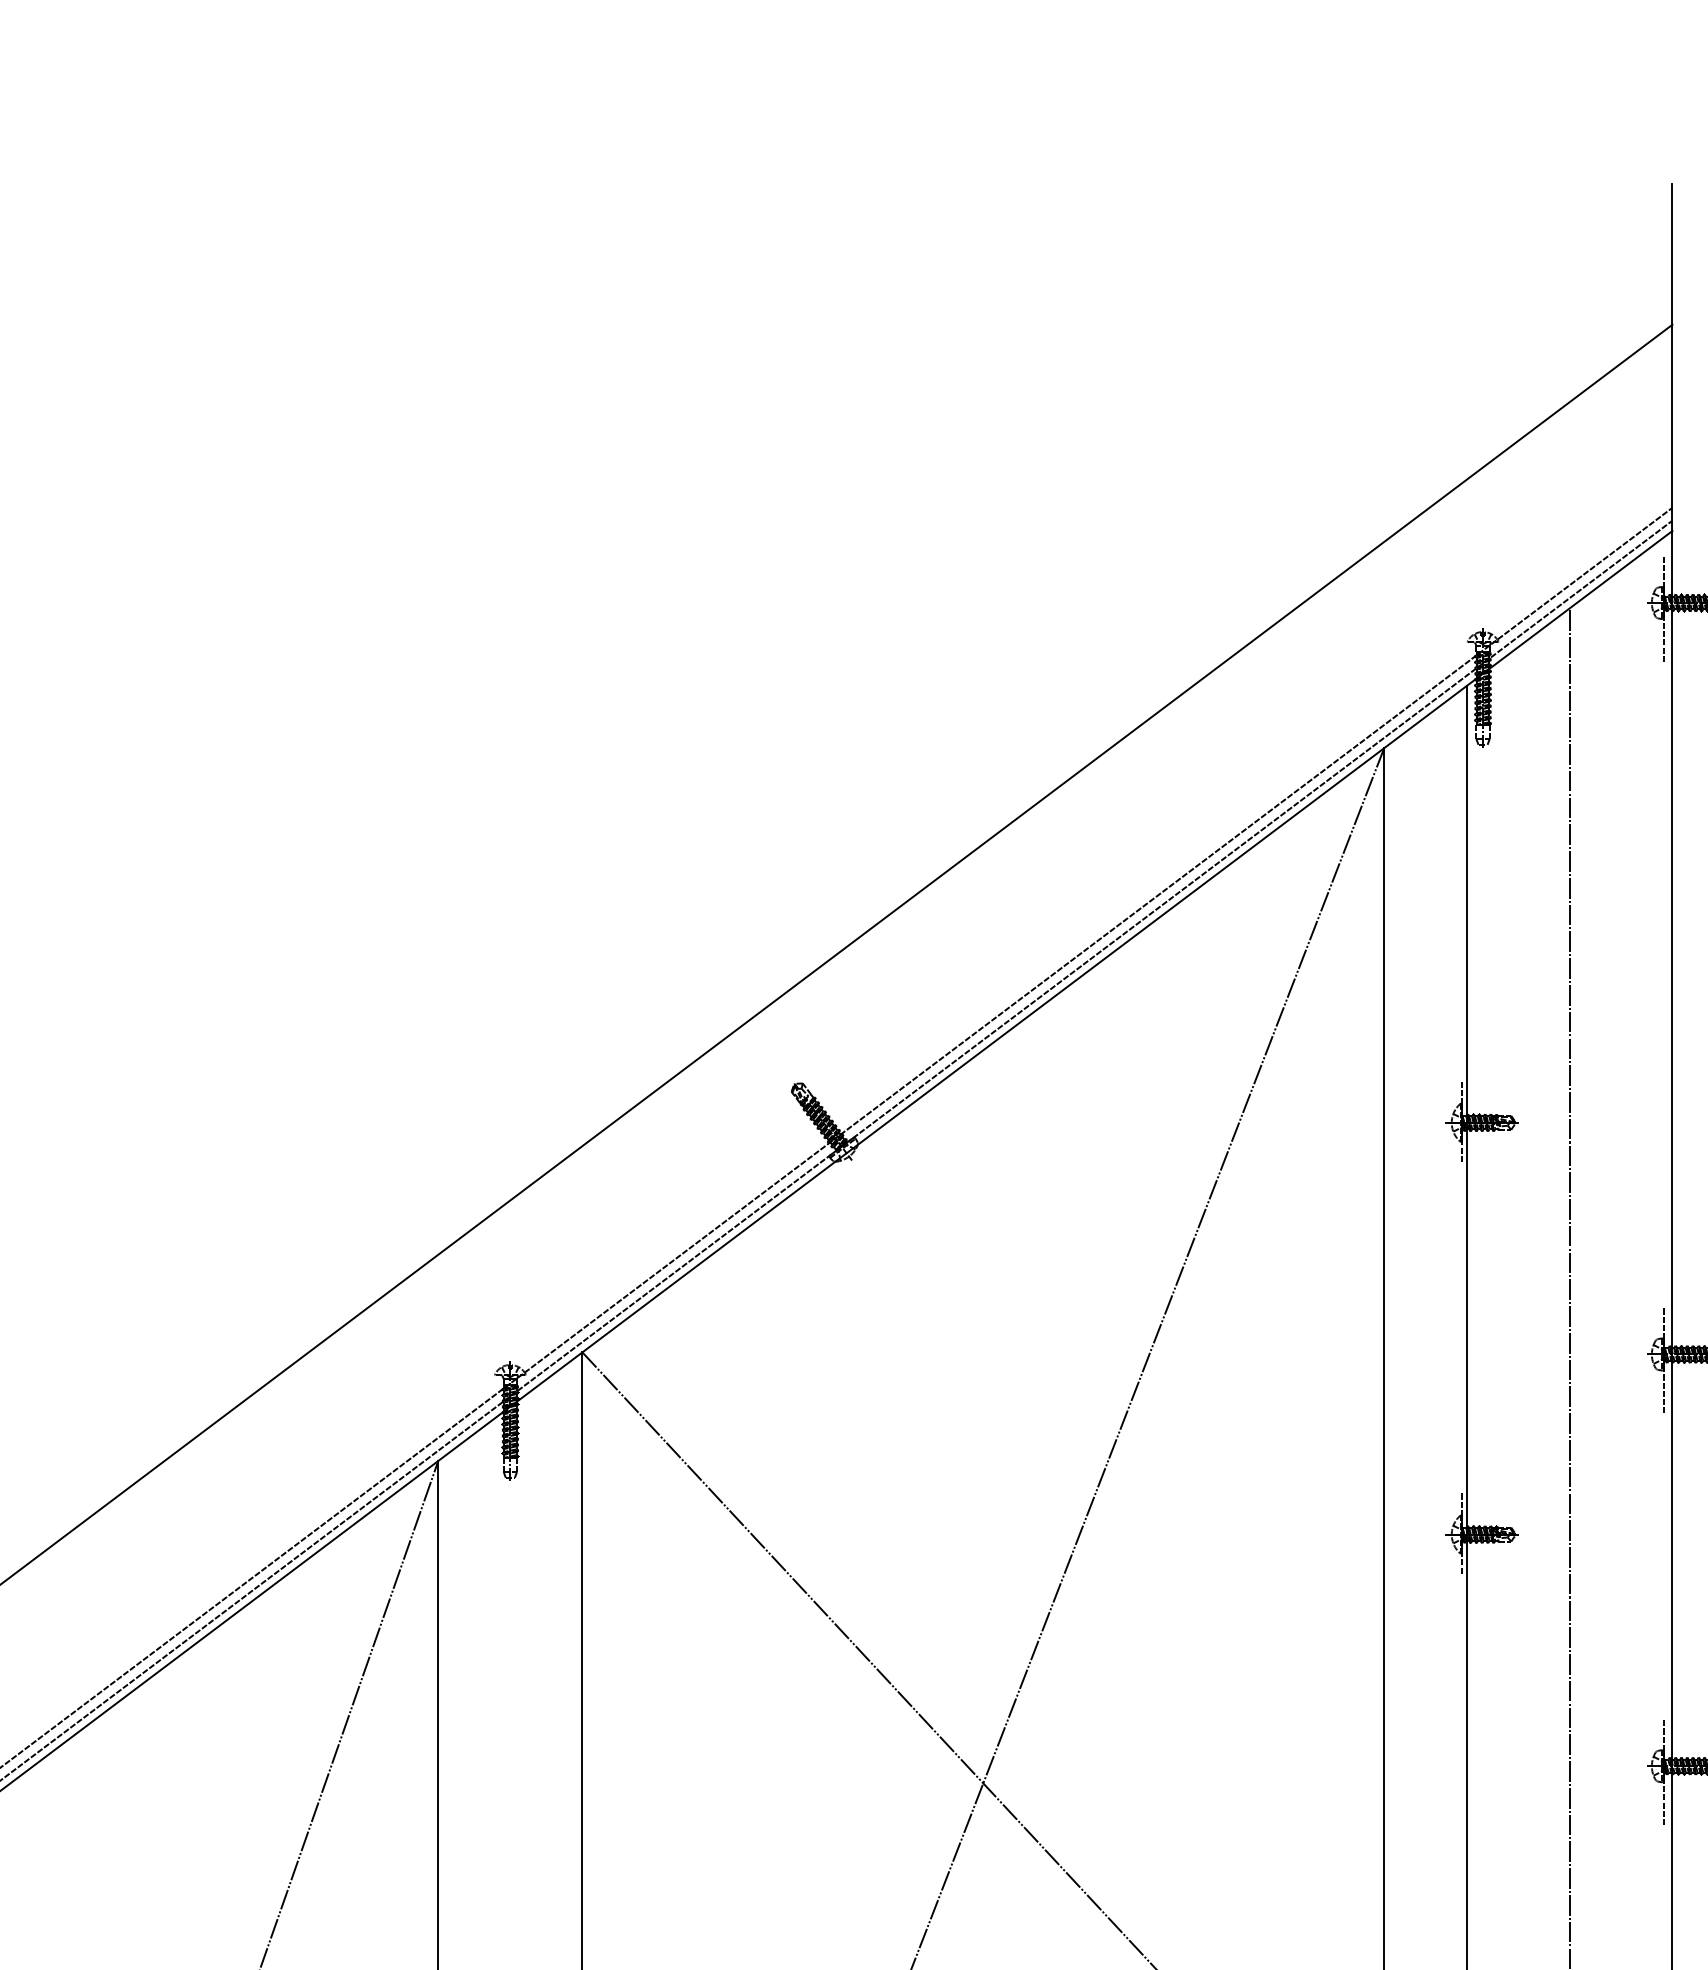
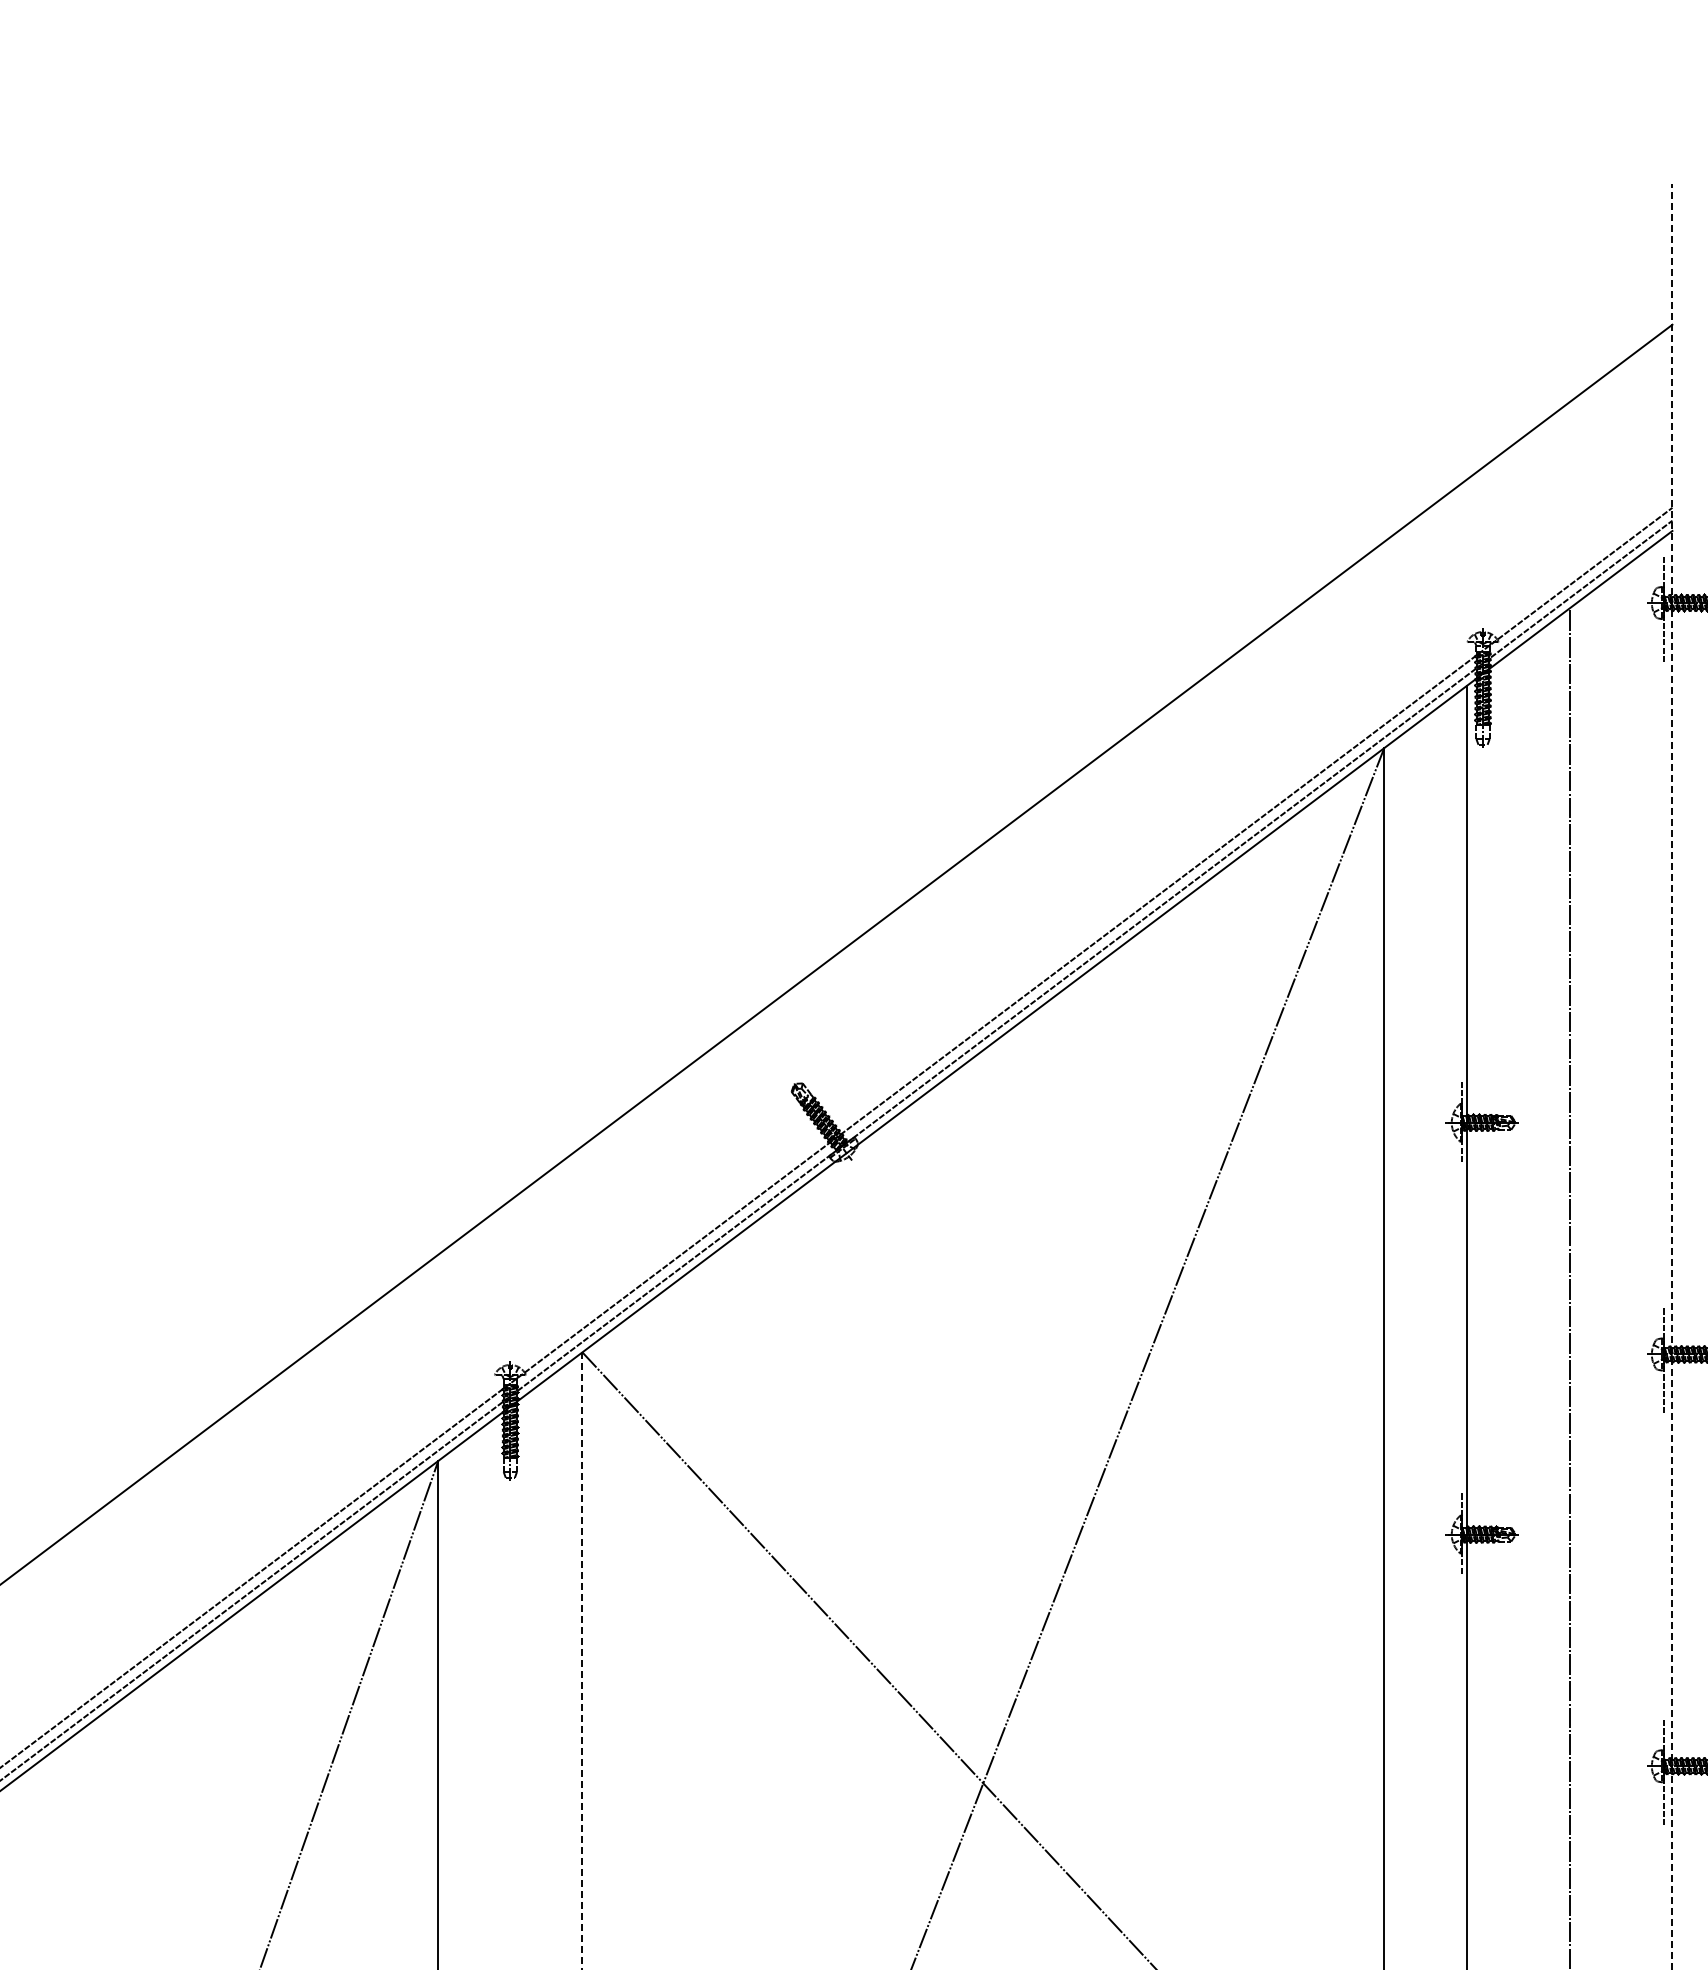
line: solid -> dashed (1672, 1076)
line: solid -> dashed (582, 1661)
